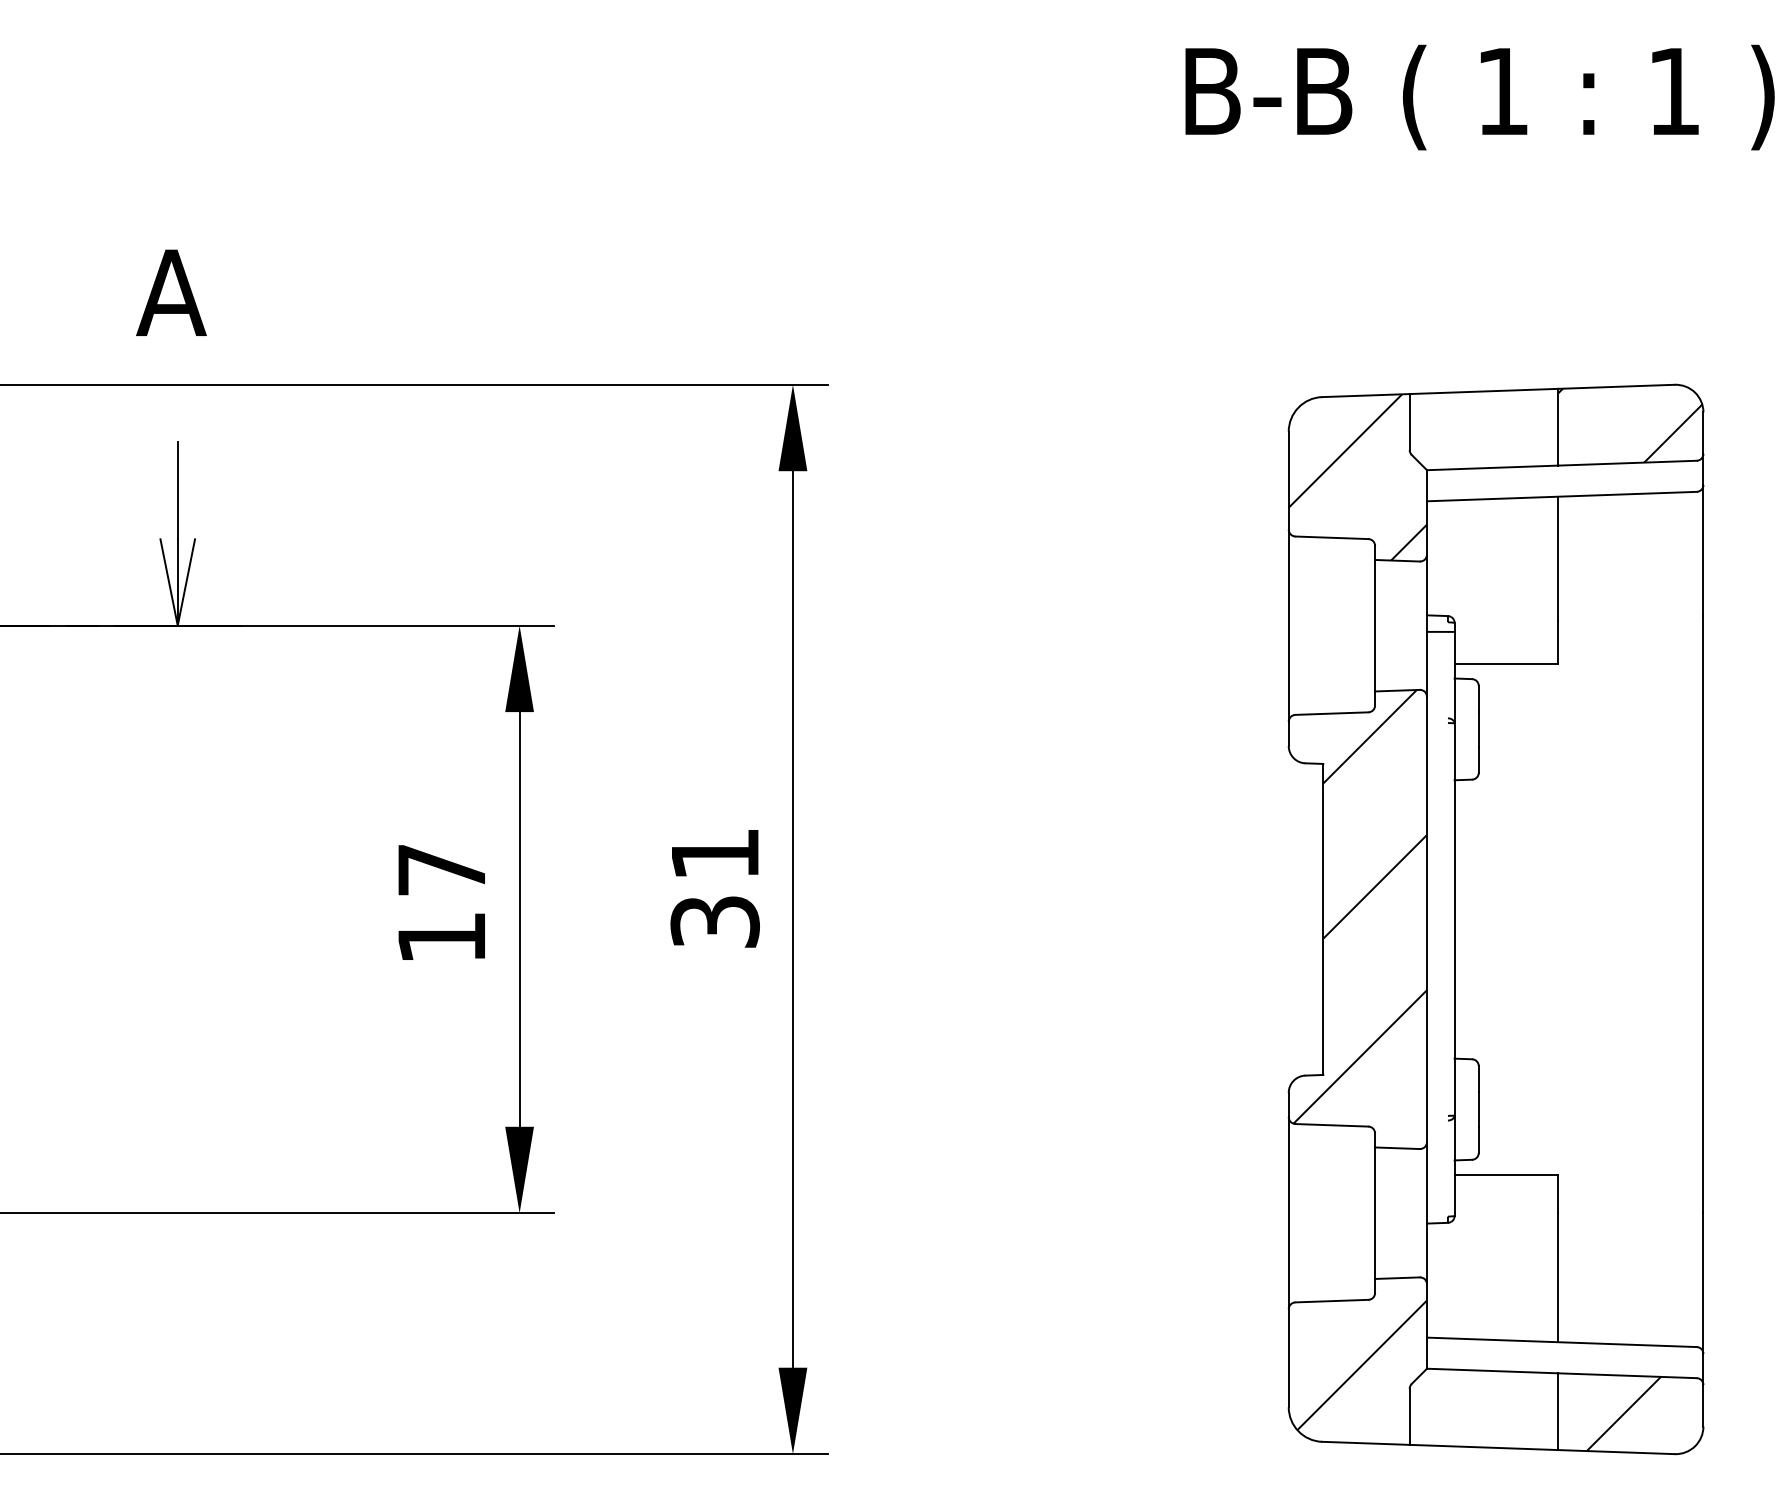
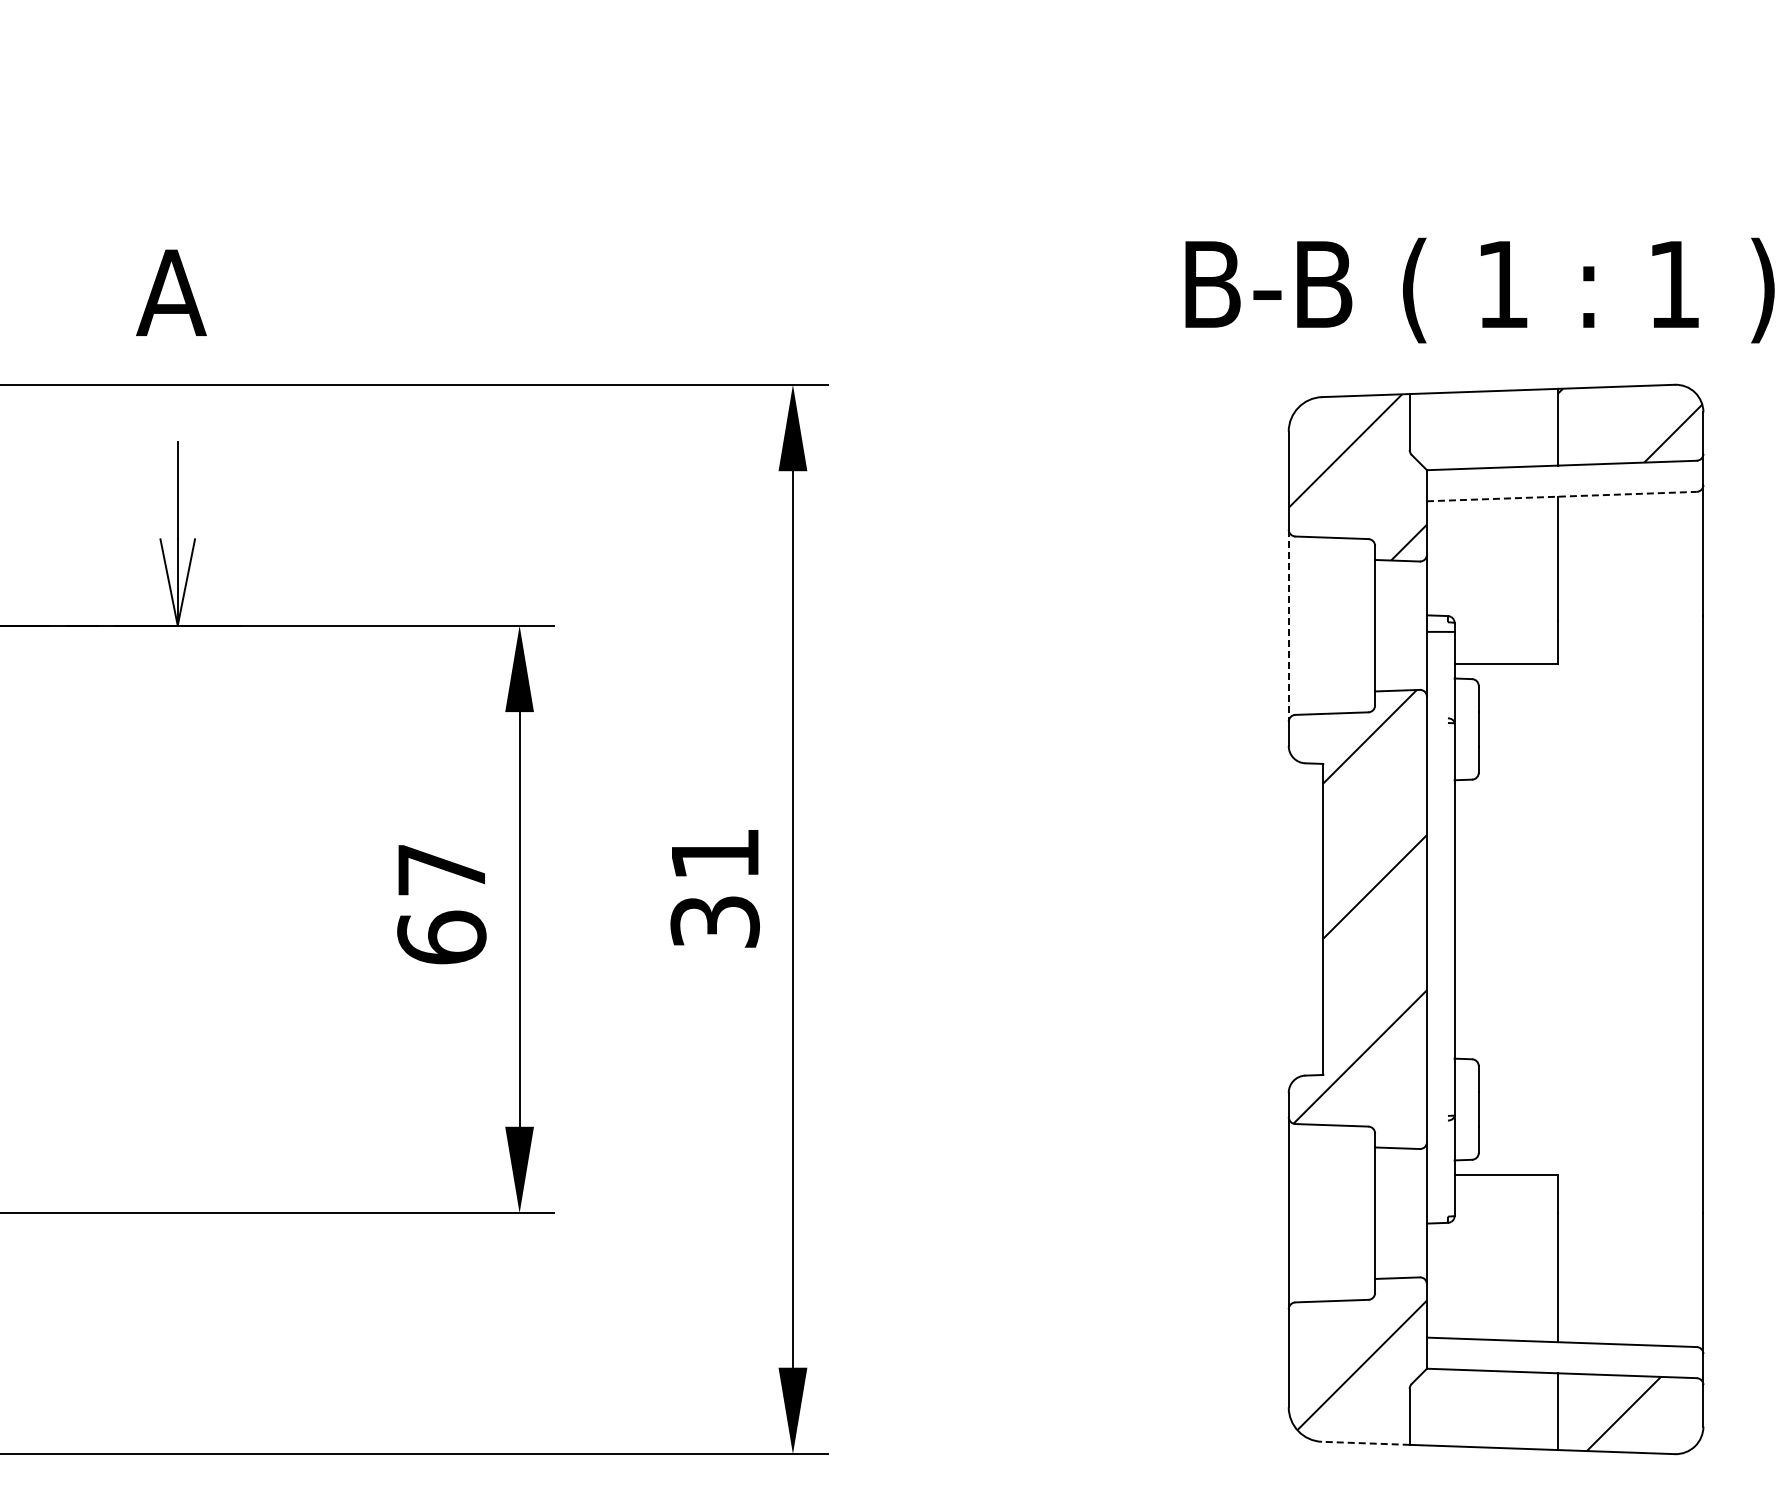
text position: (1479, 97) -> (1479, 290) (1479, 290)
line: solid -> dashed (1561, 496)
line: solid -> dashed (1288, 626)
text: 17 -> 67 (441, 937)
line: solid -> dashed (1365, 1443)
